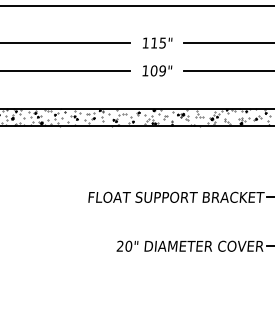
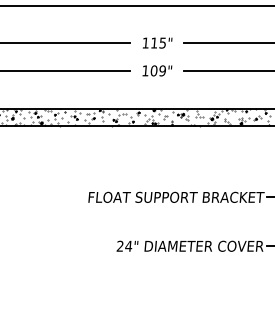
text: 20" -> 24" (128, 245)
